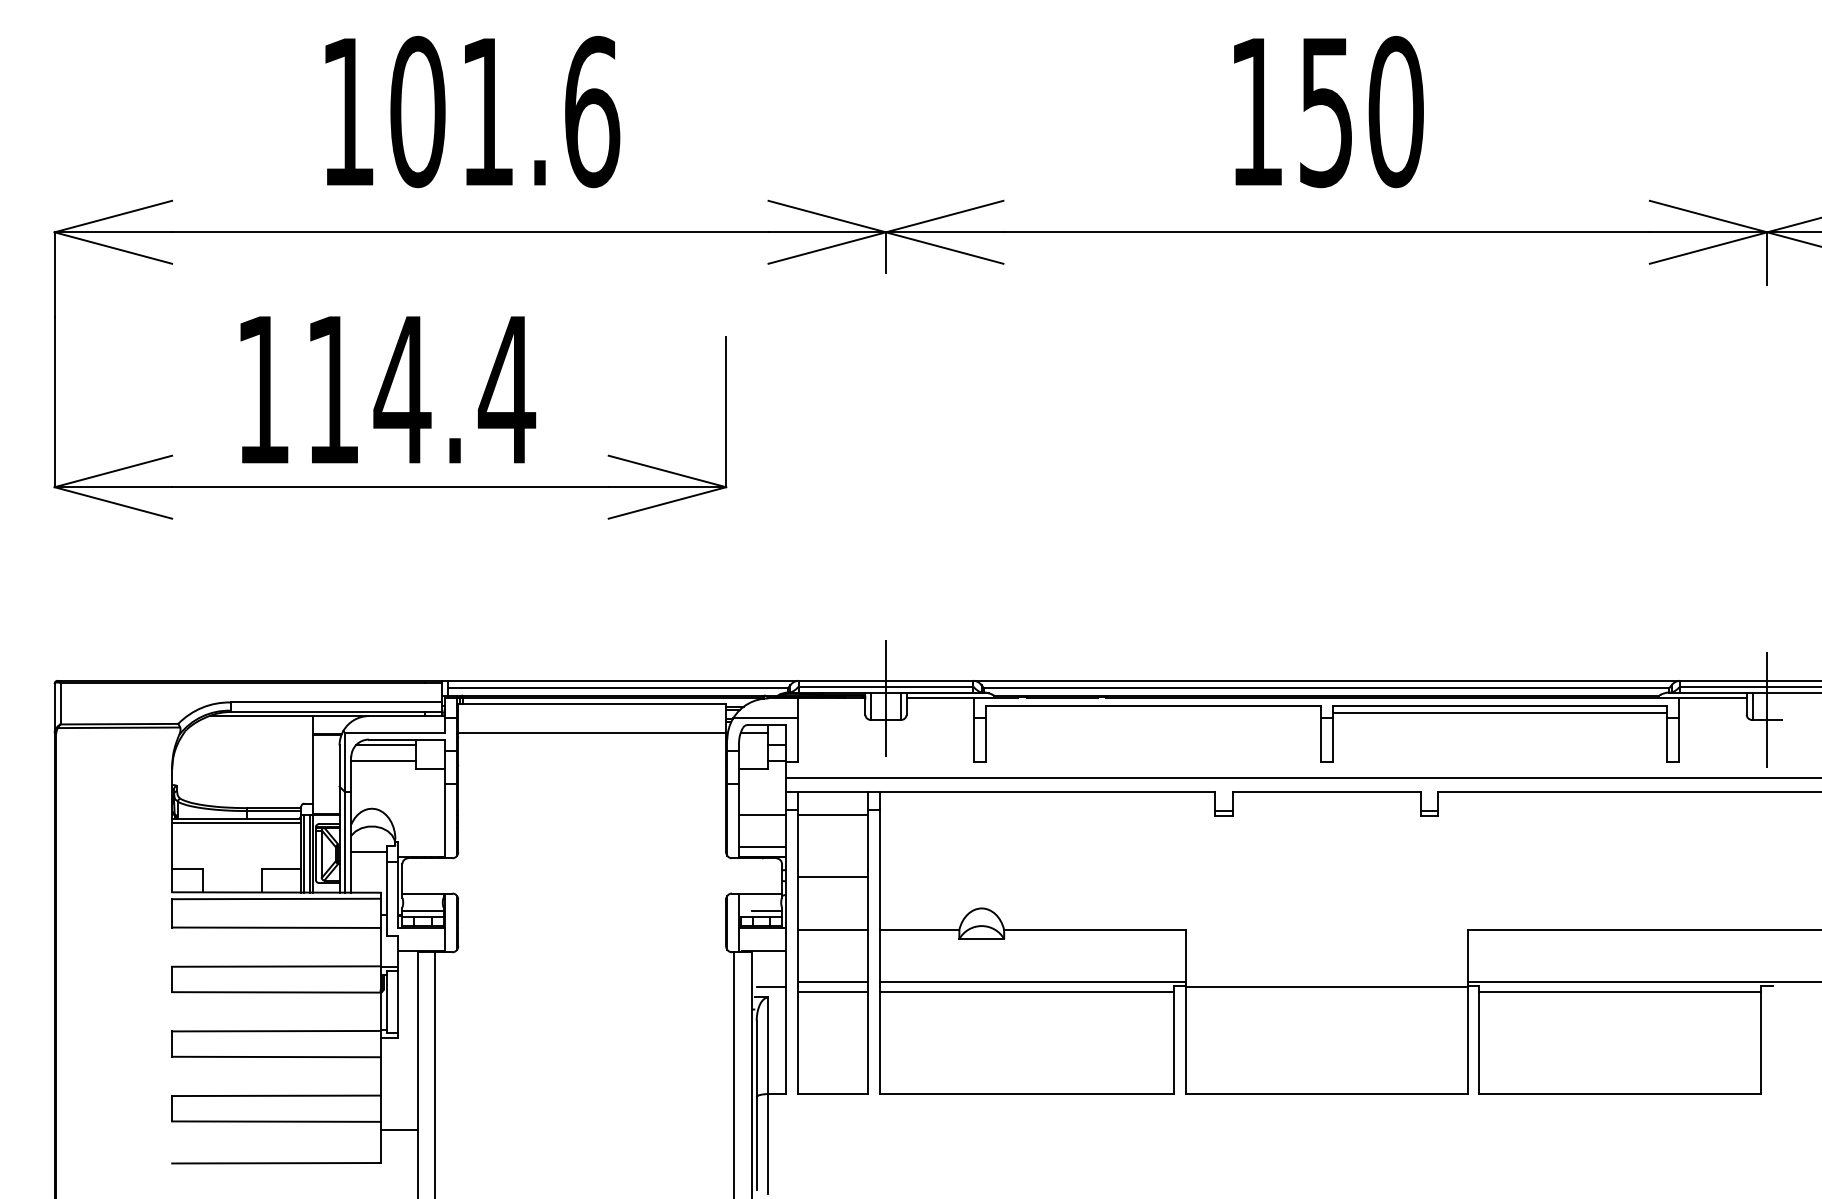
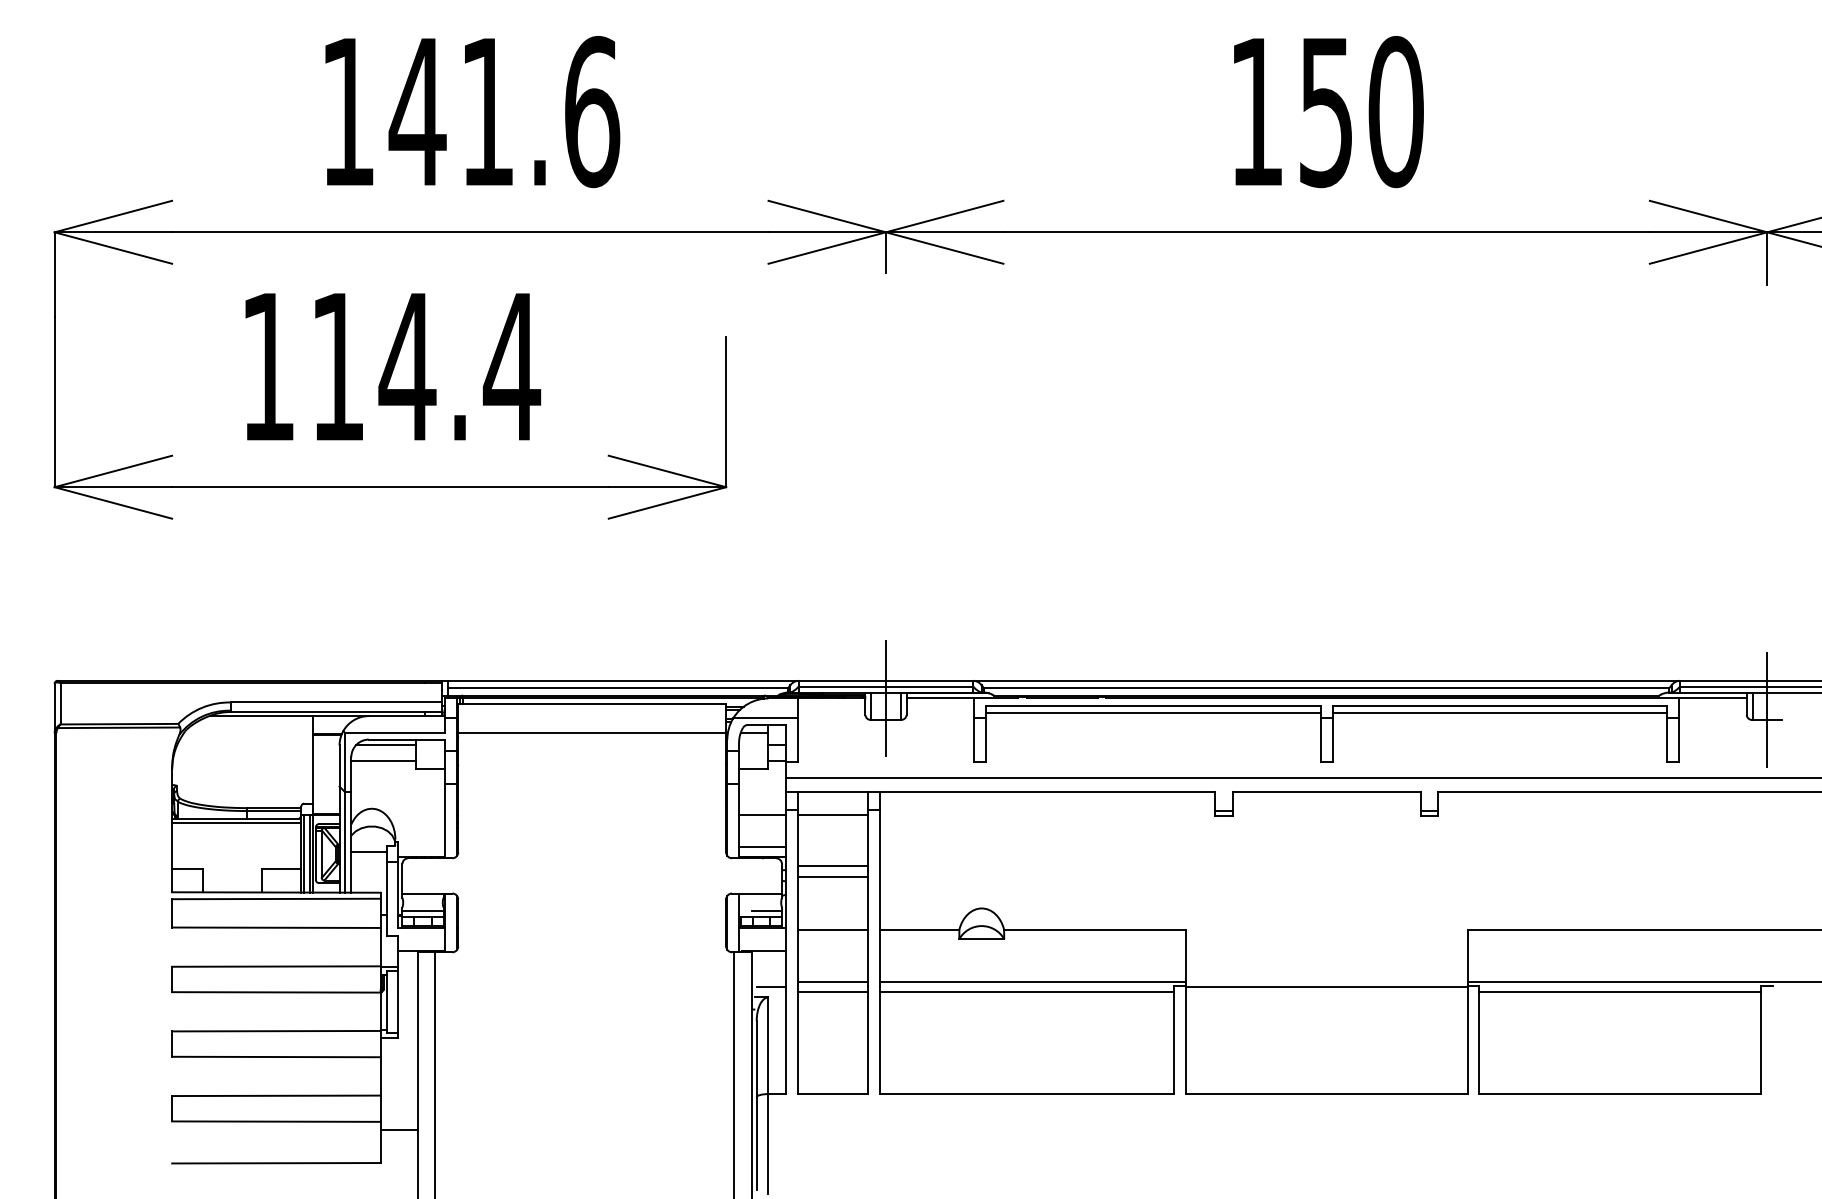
text: 101.6 -> 141.6 (417, 112)
text position: (388, 389) -> (393, 366) (393, 366)
line: none -> present (1152, 713)
line: none -> present (832, 866)
